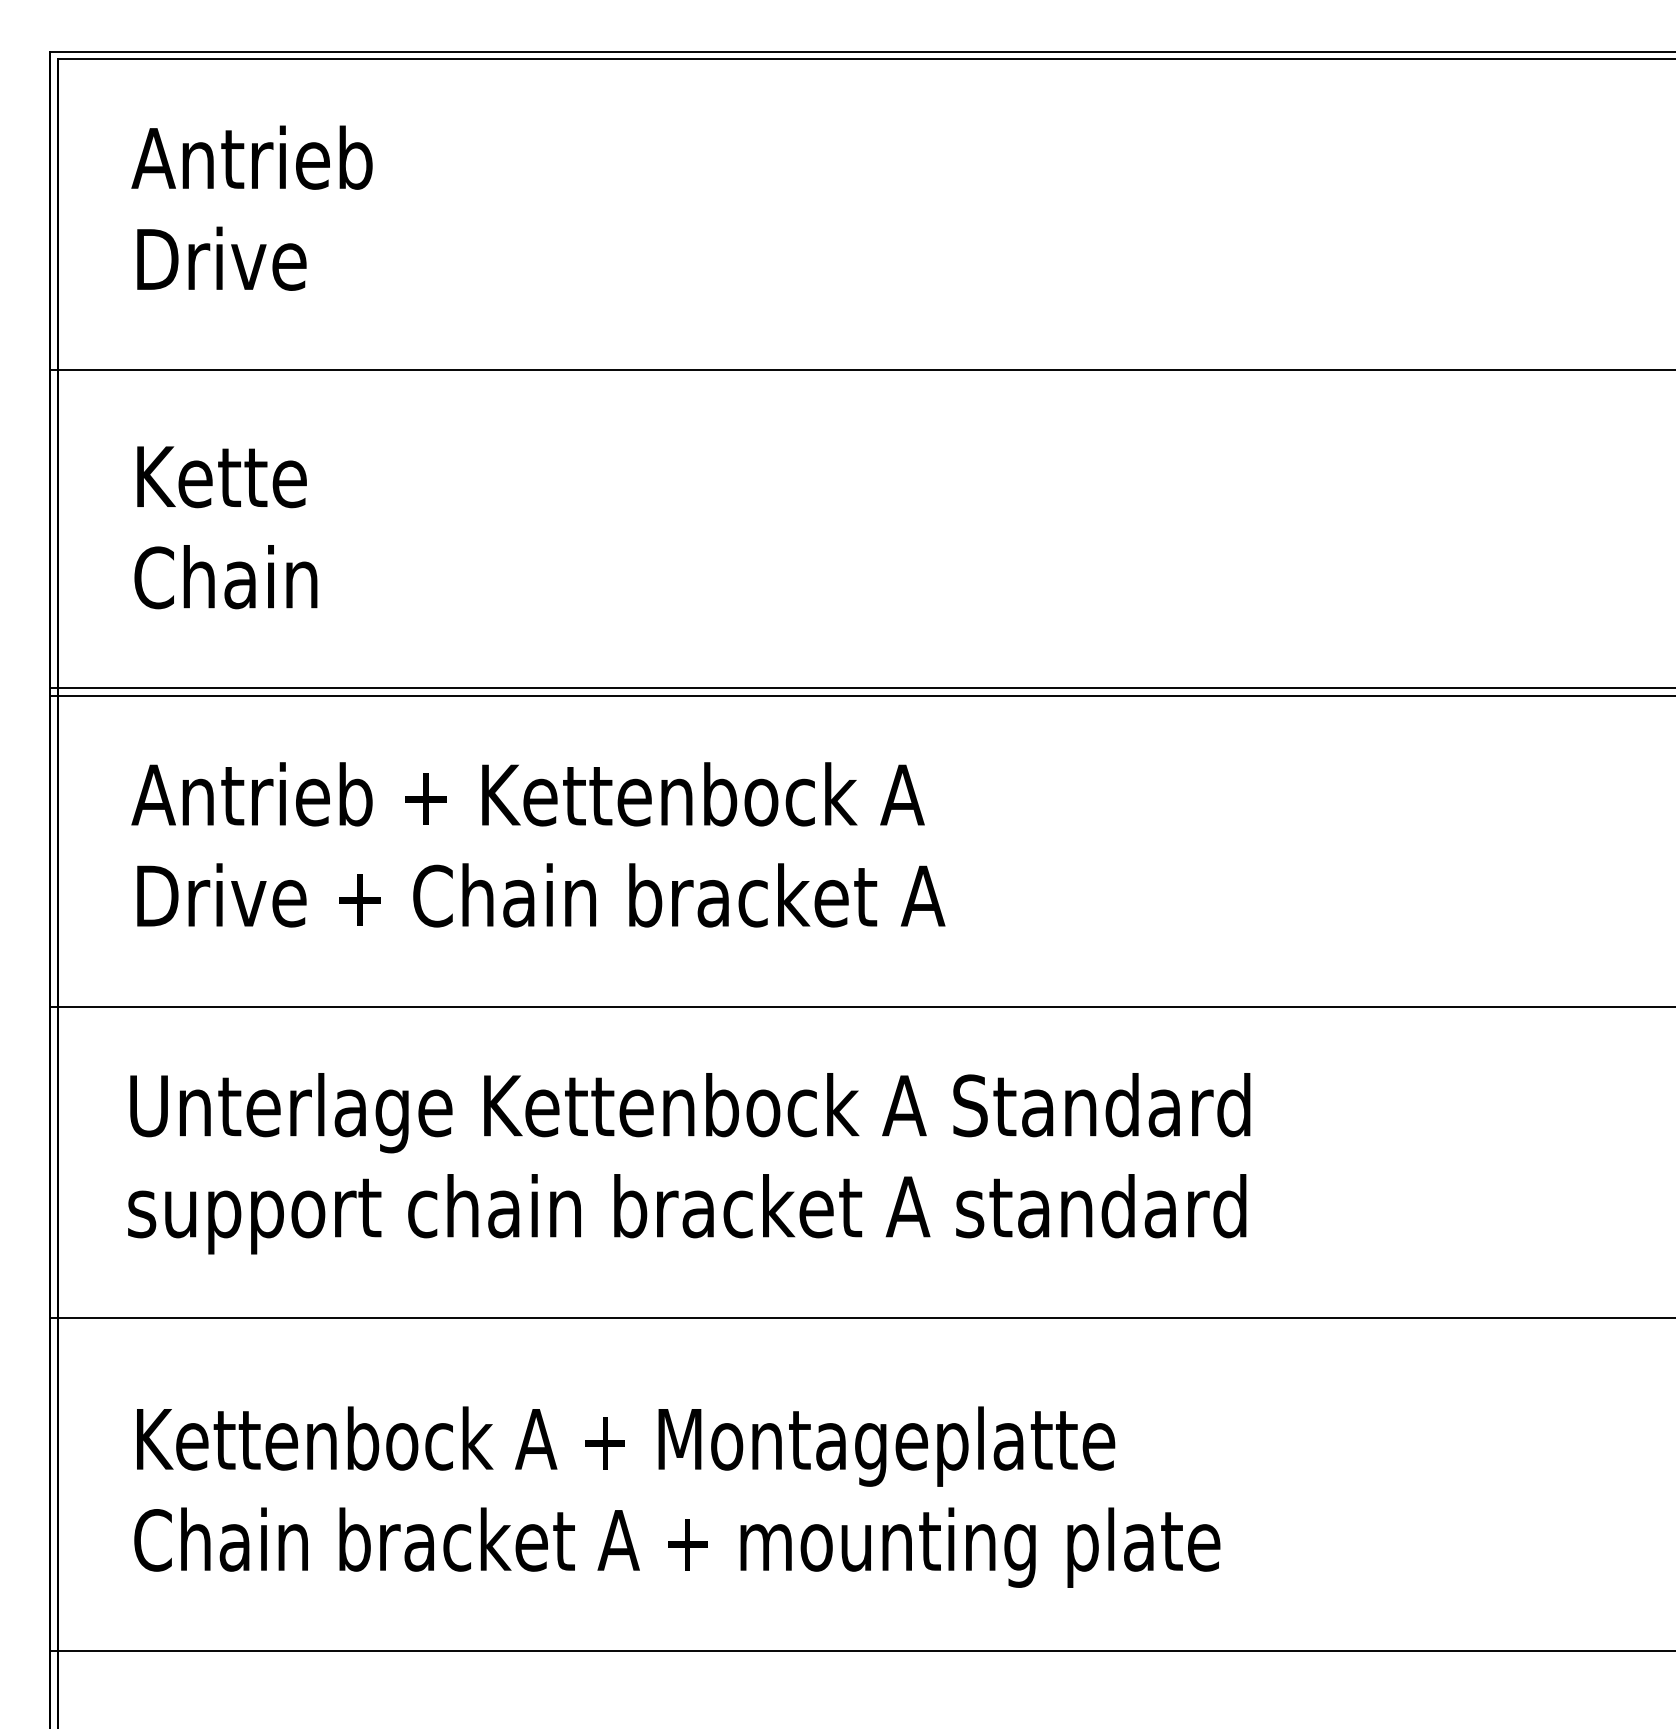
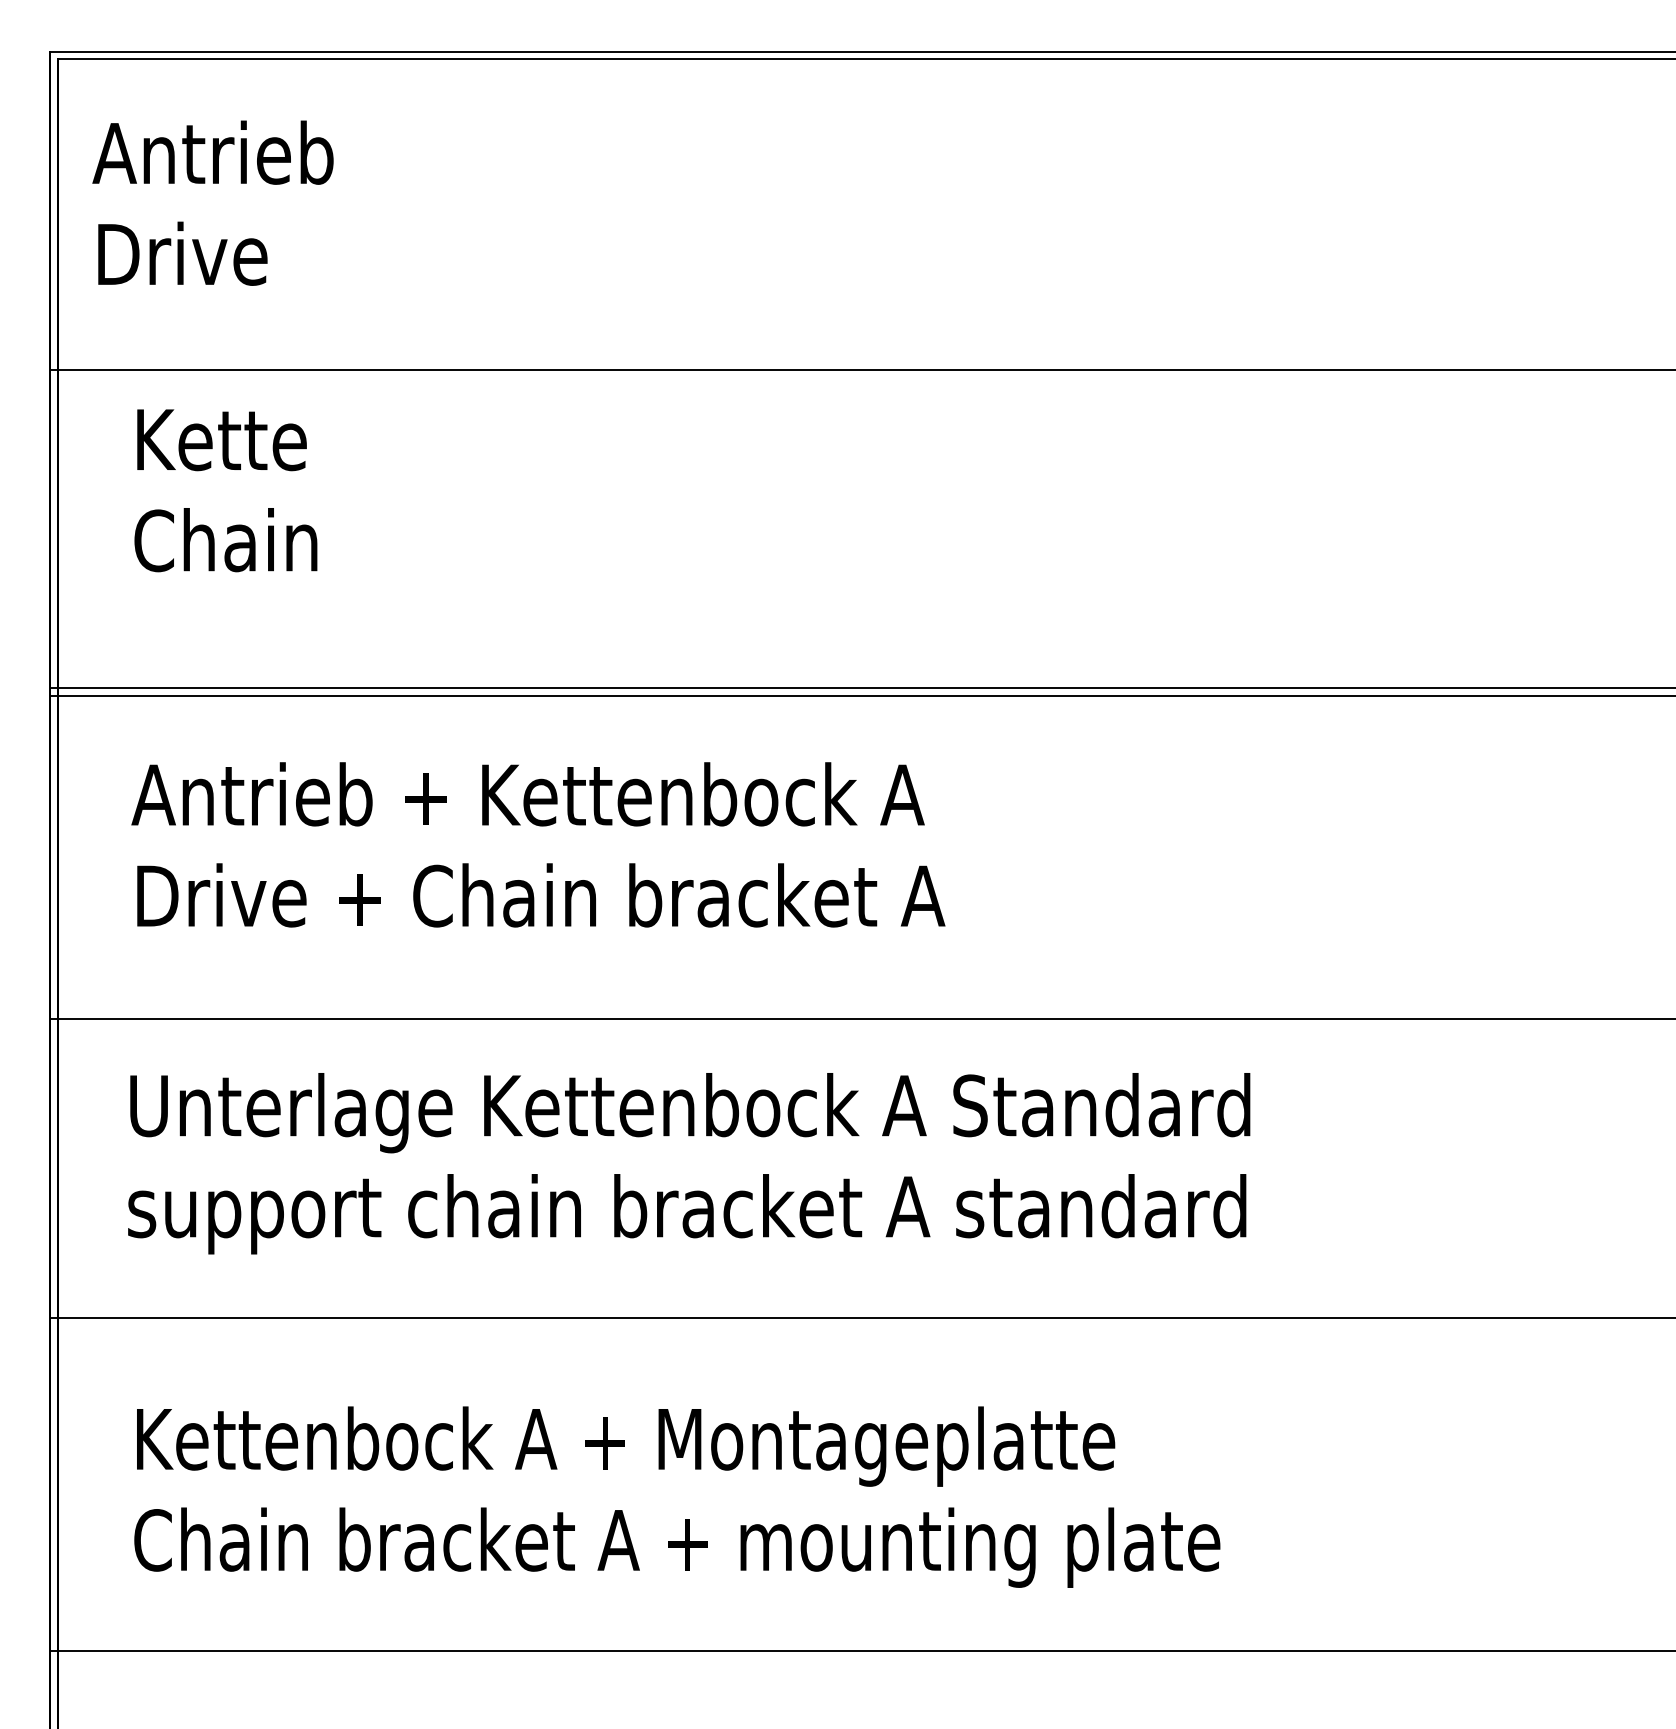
text position: (251, 207) -> (212, 202) (212, 202)
text position: (225, 527) -> (225, 490) (225, 490)
line position: (861, 1006) -> (861, 1018) (861, 1018)
